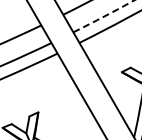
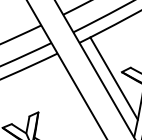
arc: dashed -> solid (104, 16)
line: none -> present (113, 78)
